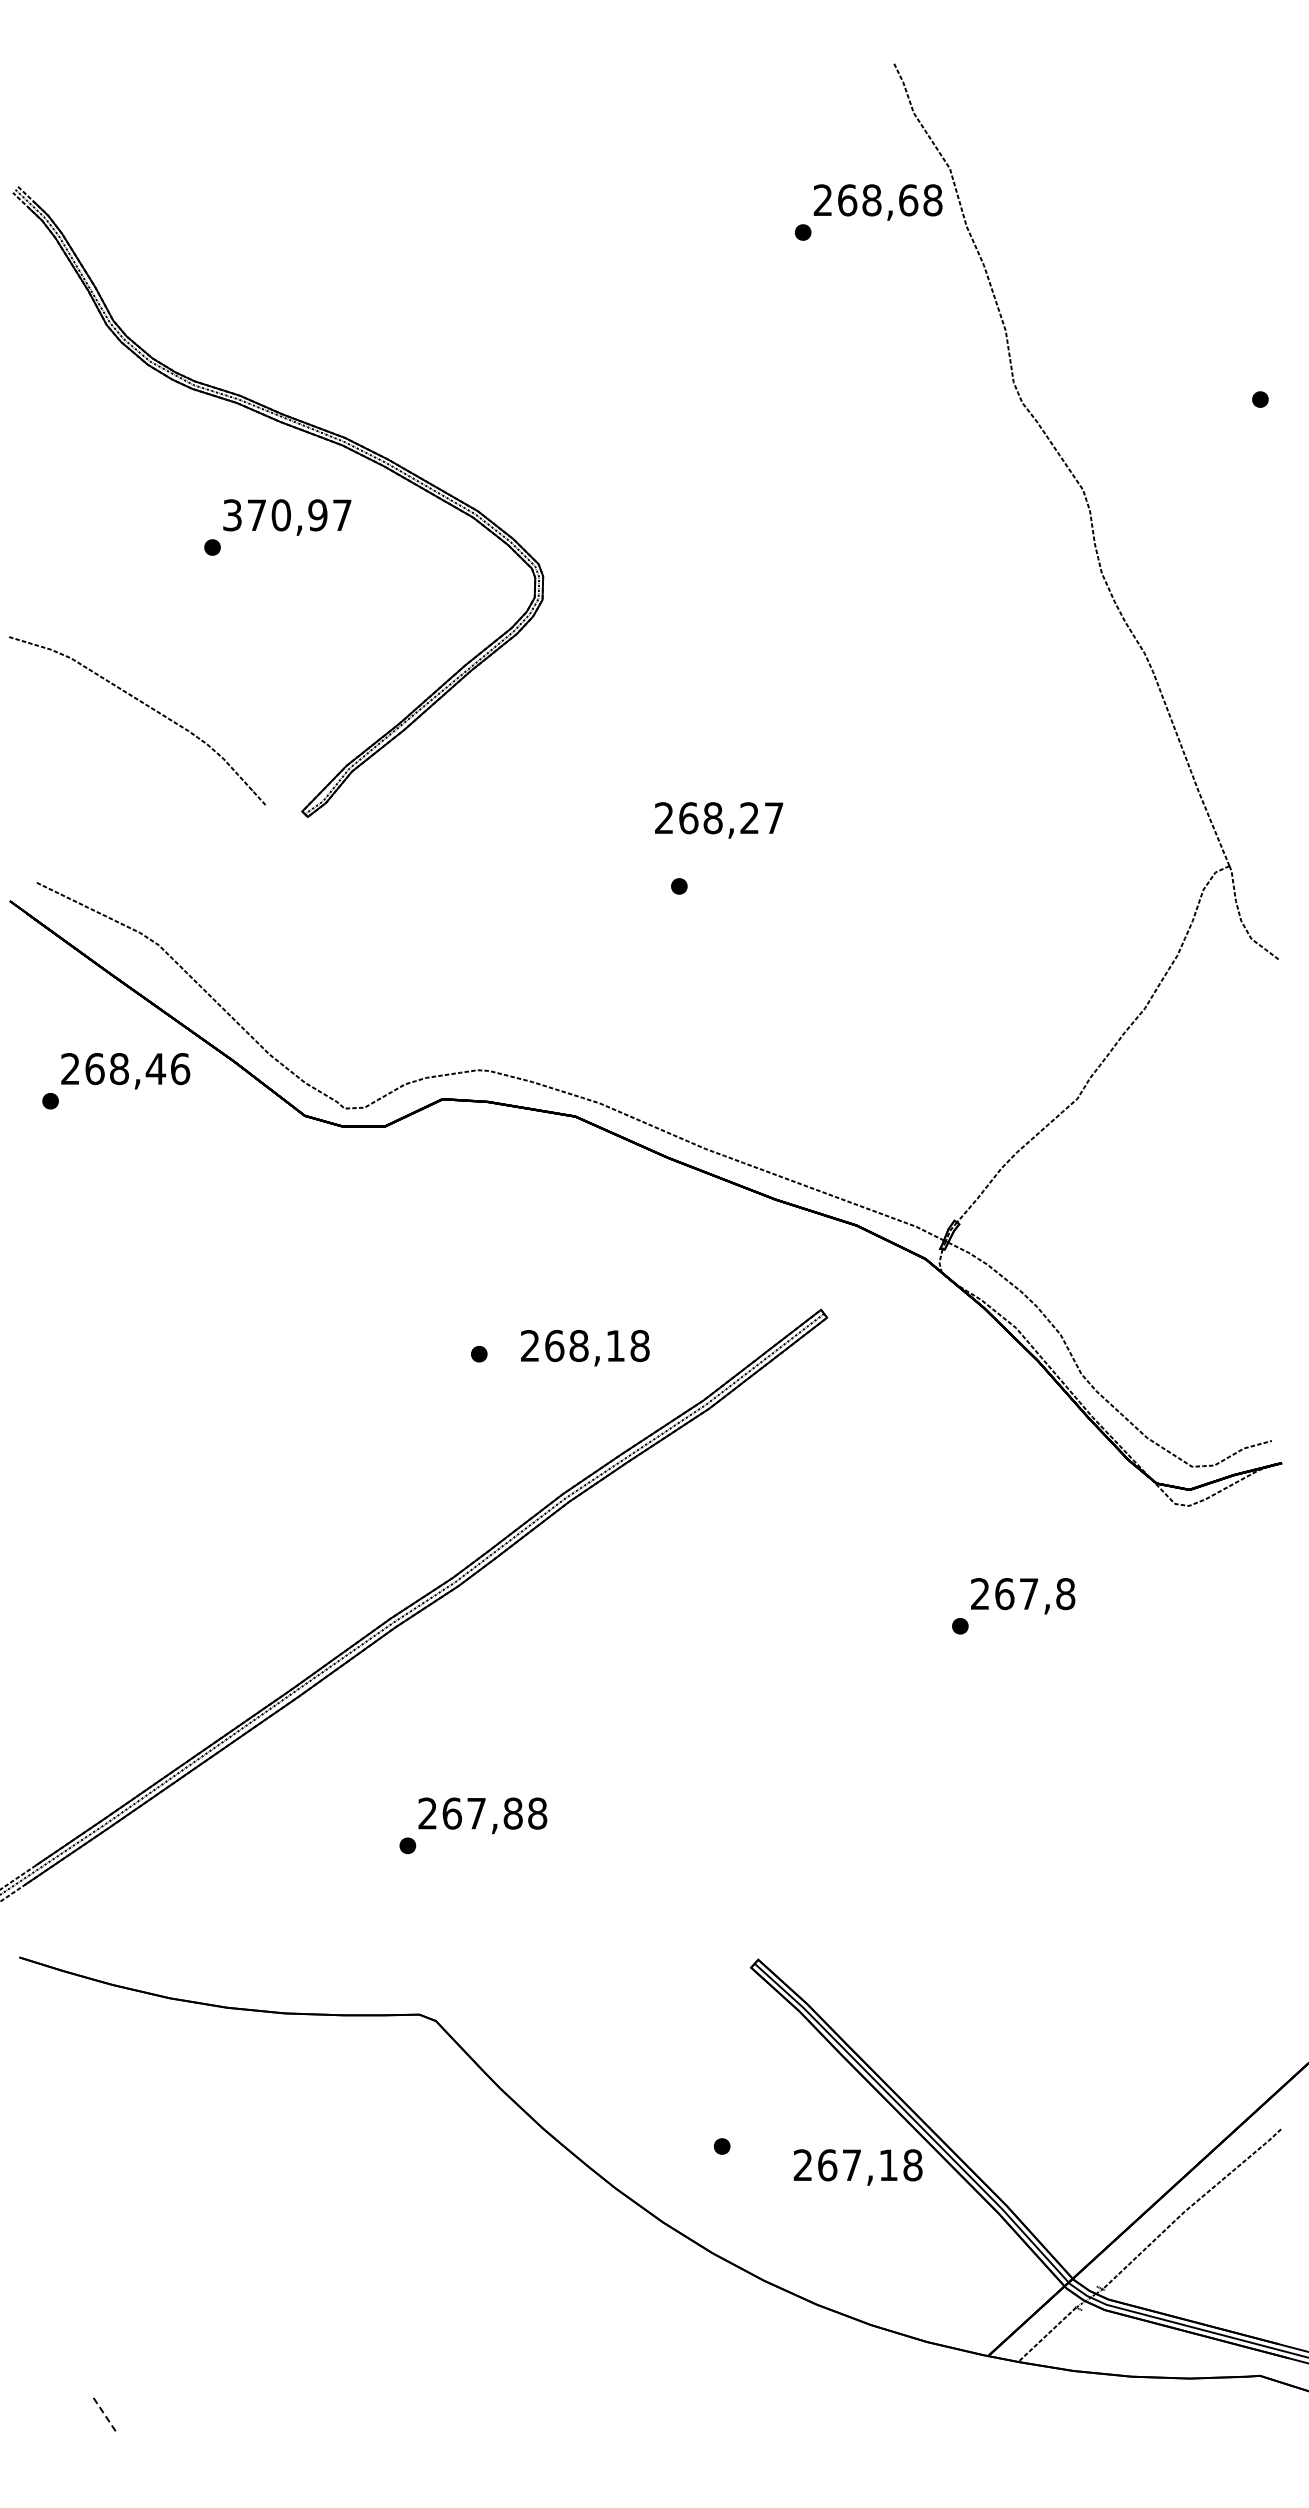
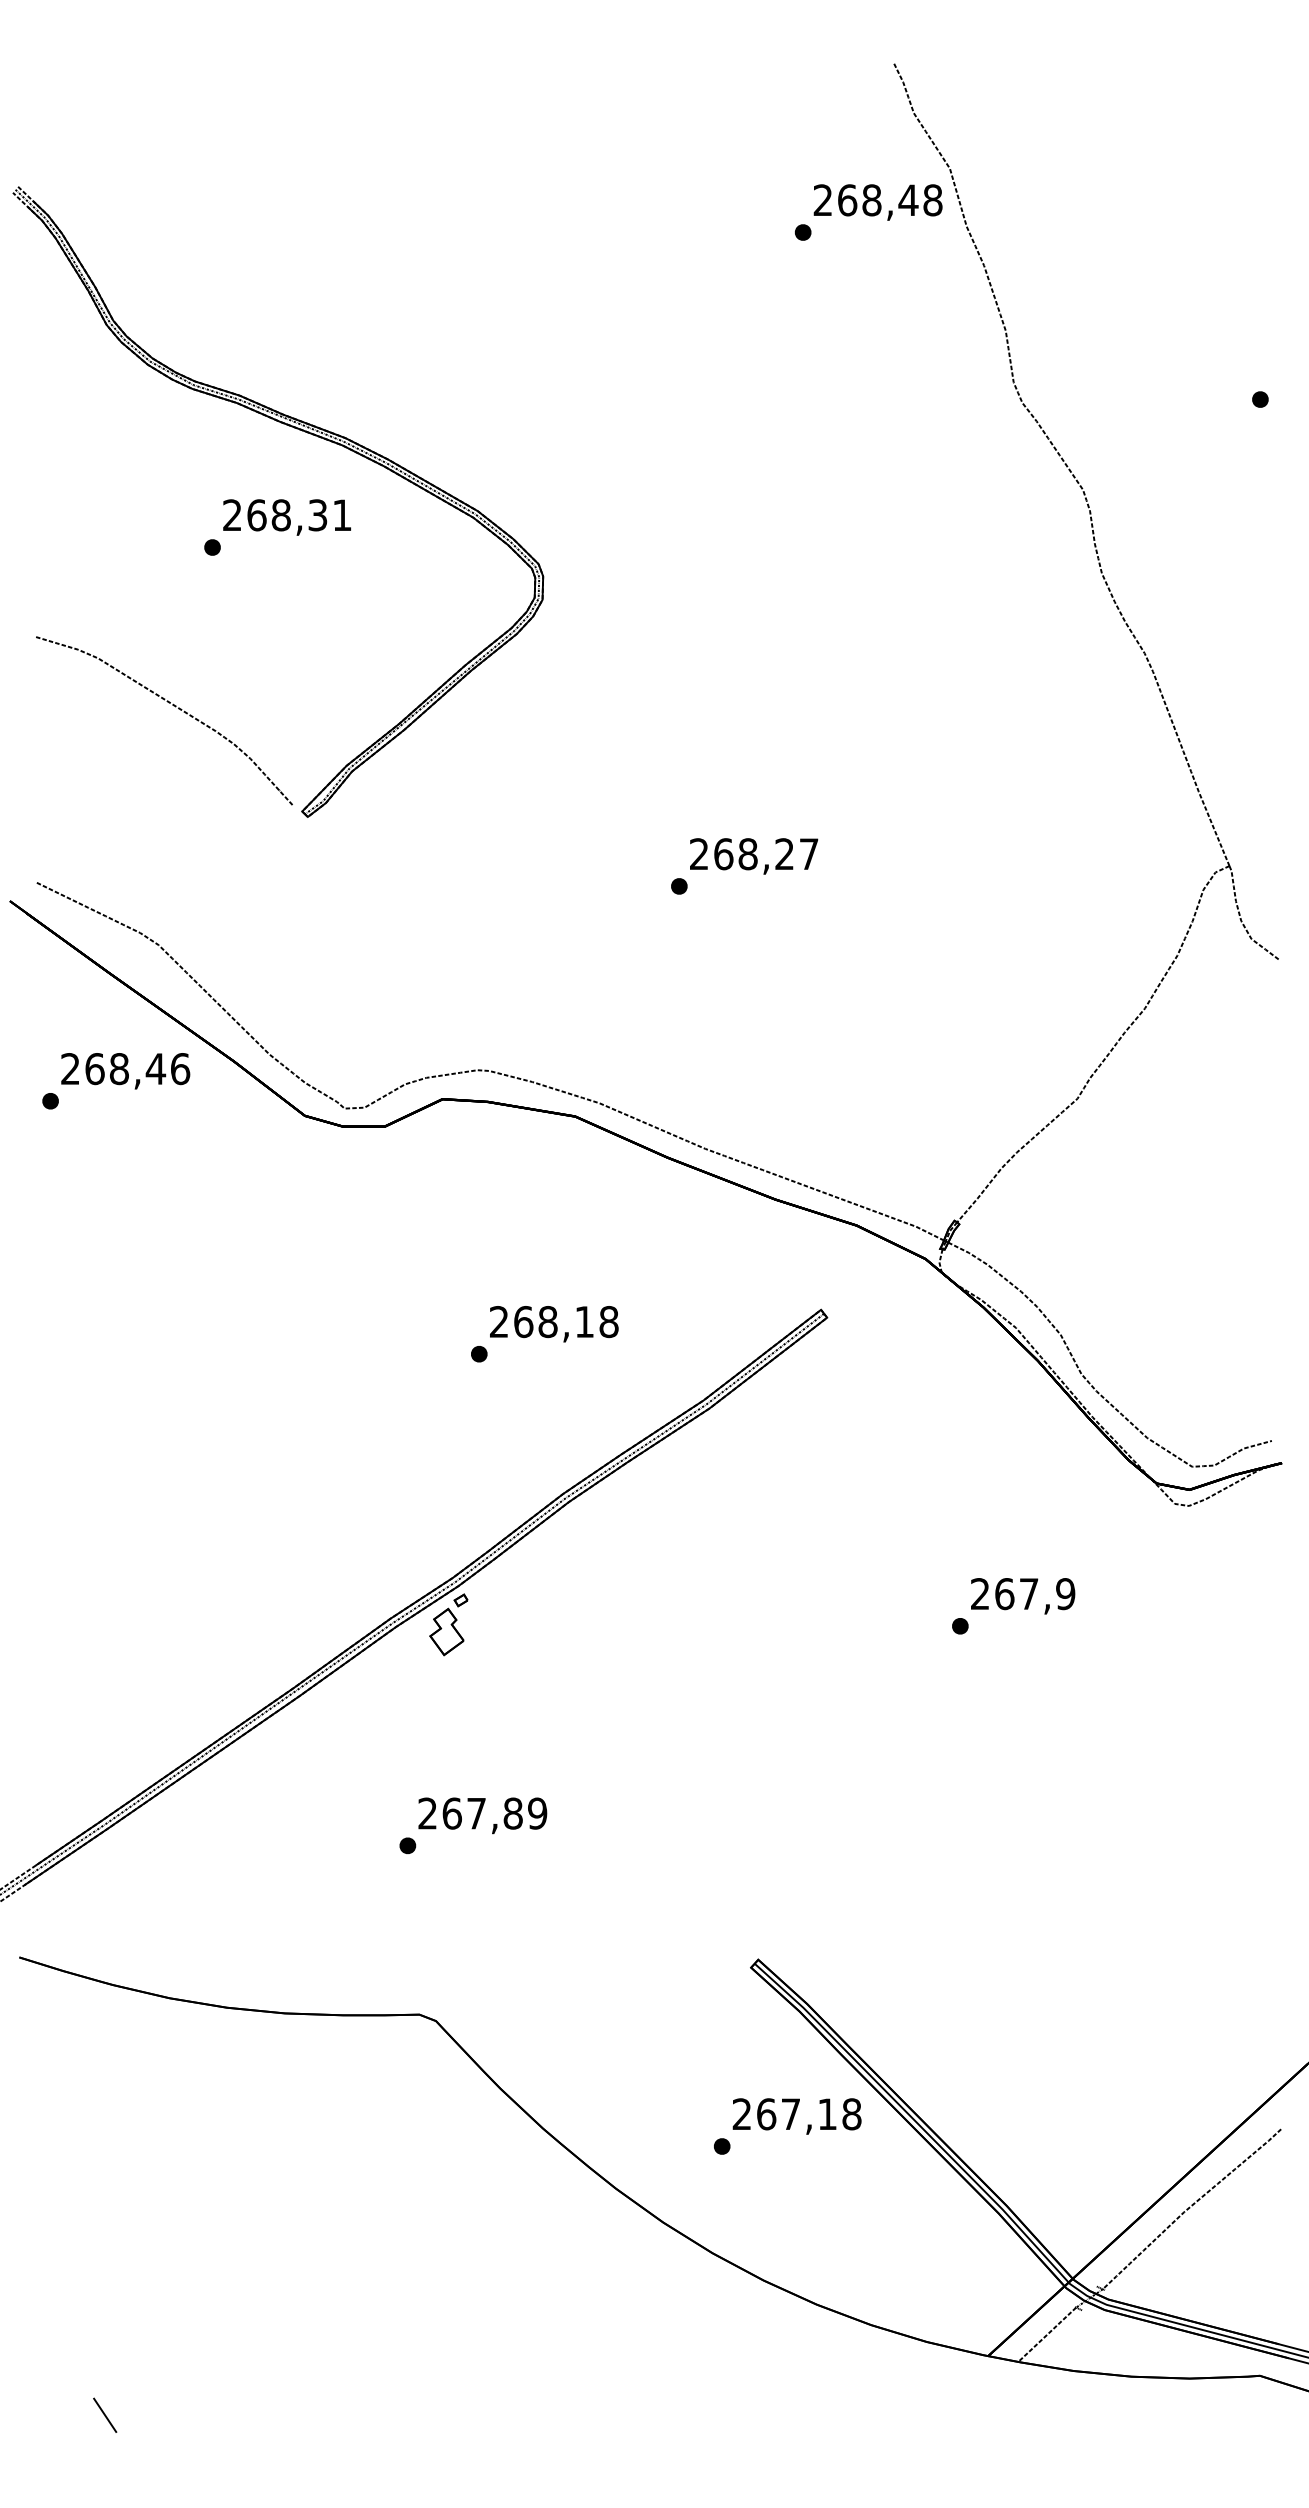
text: 268,68 -> 268,48 (908, 200)
text: 370,97 -> 268,31 (287, 515)
curve position: (146, 706) -> (173, 706) (173, 706)
text position: (719, 820) -> (754, 856) (754, 856)
text position: (585, 1348) -> (554, 1324) (554, 1324)
text: 267,8 -> 267,9 (1065, 1594)
part: none -> present (448, 1624)
text: 267,88 -> 267,89 (537, 1813)
text position: (857, 2167) -> (796, 2116) (796, 2116)
line: dashed -> solid (105, 2415)
